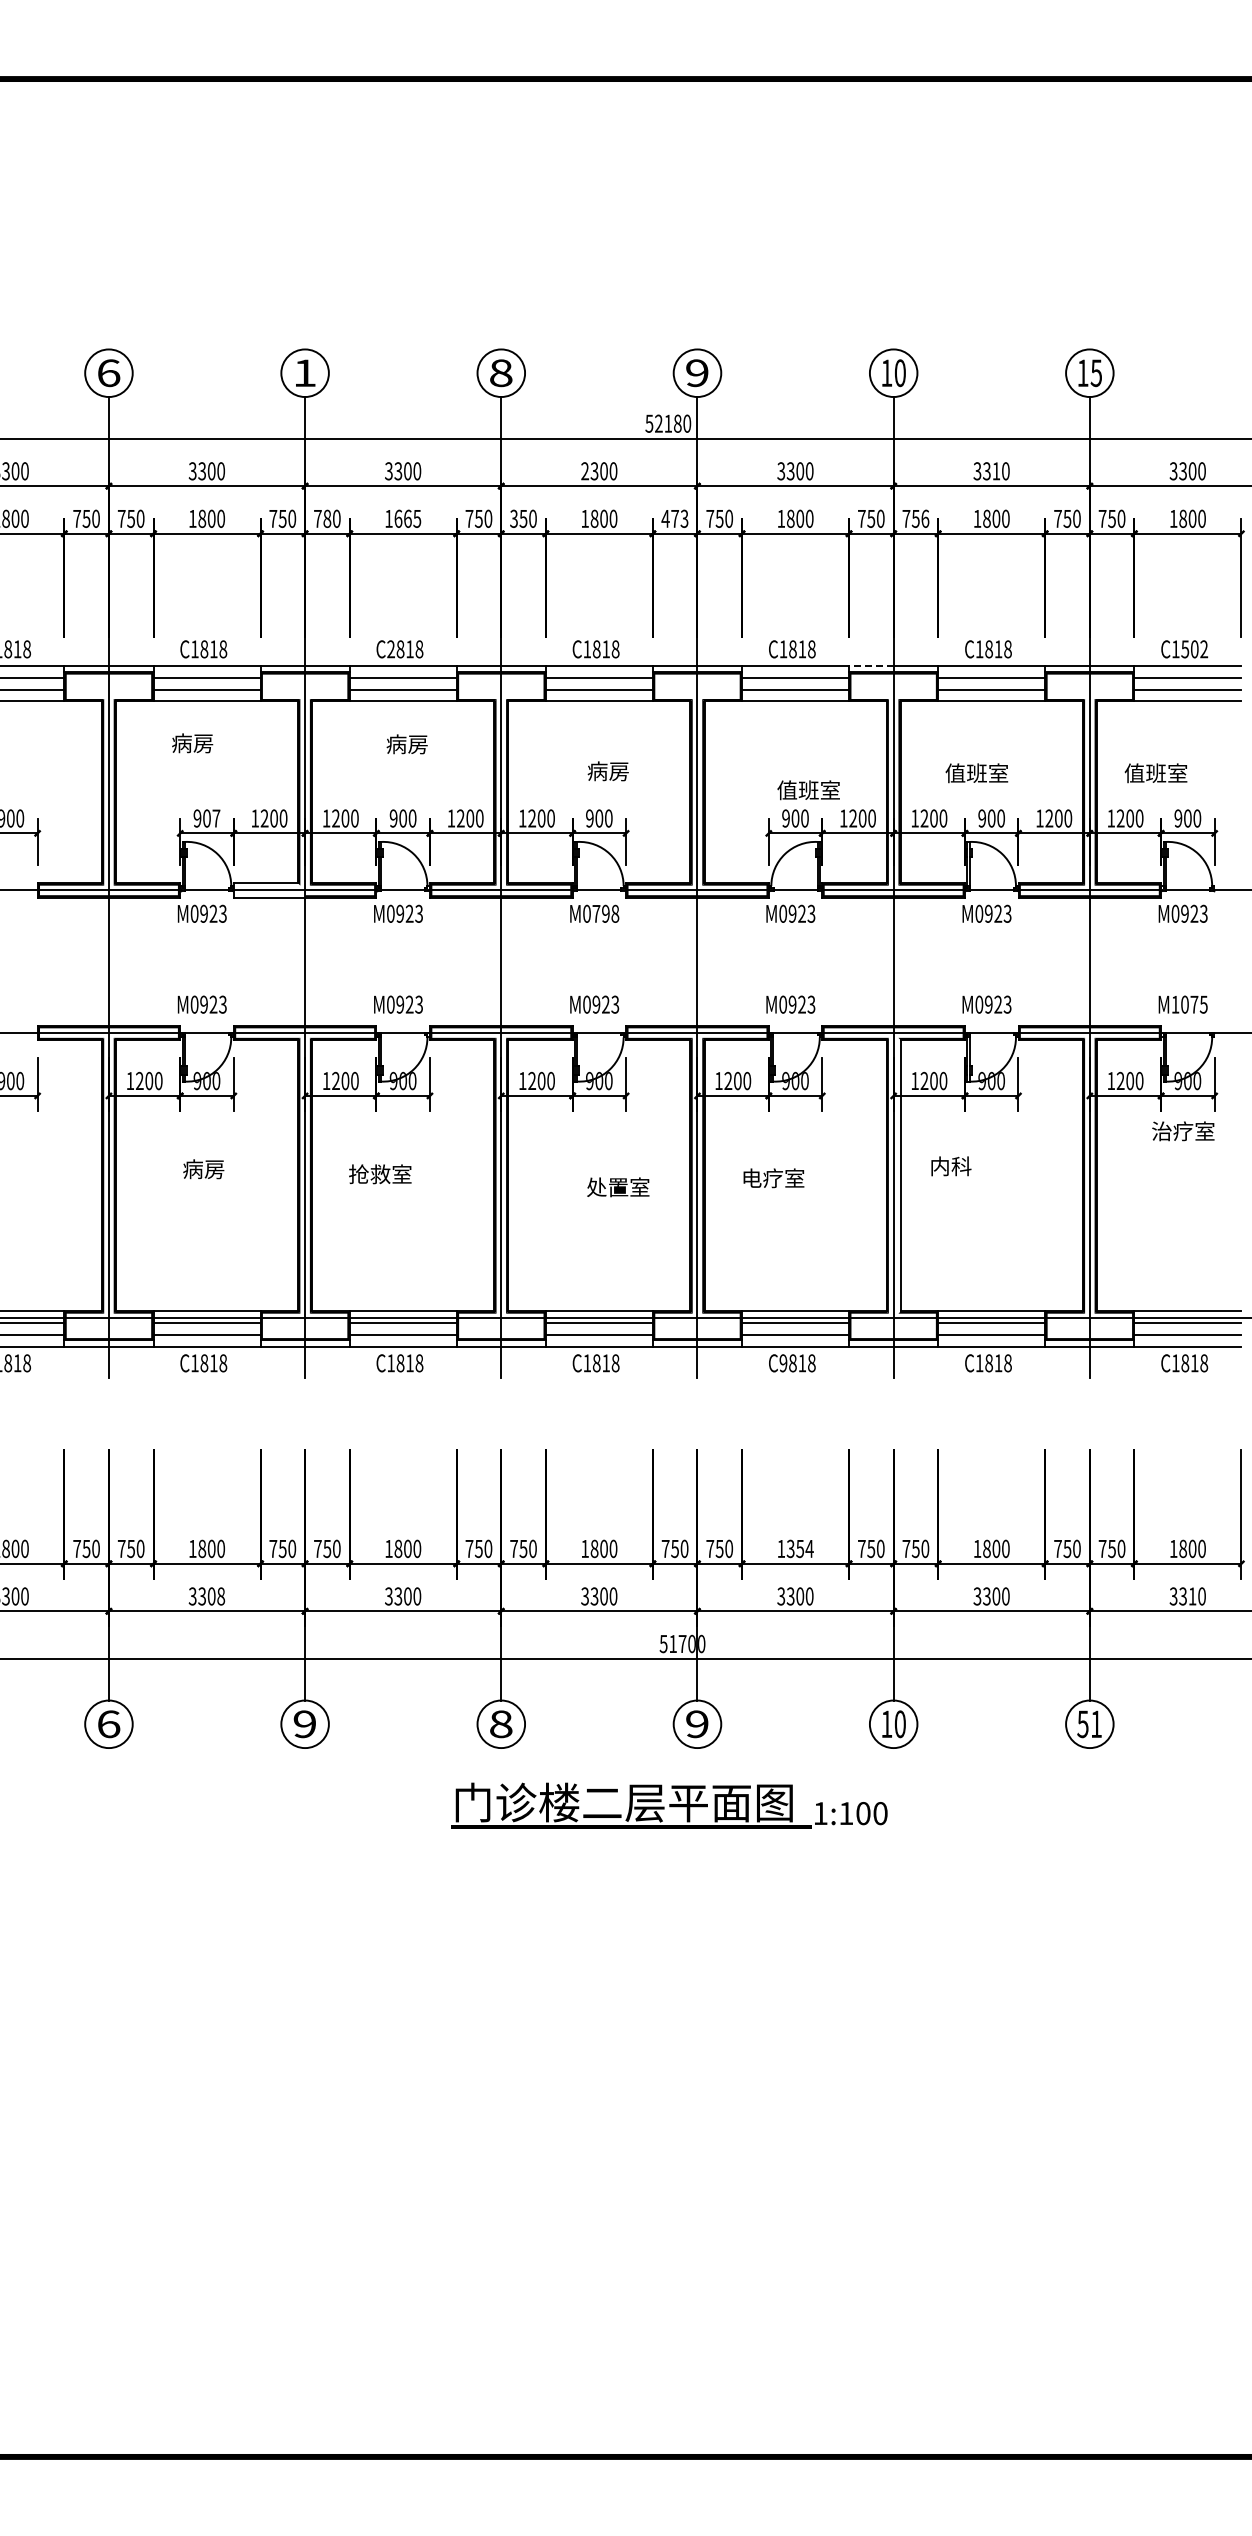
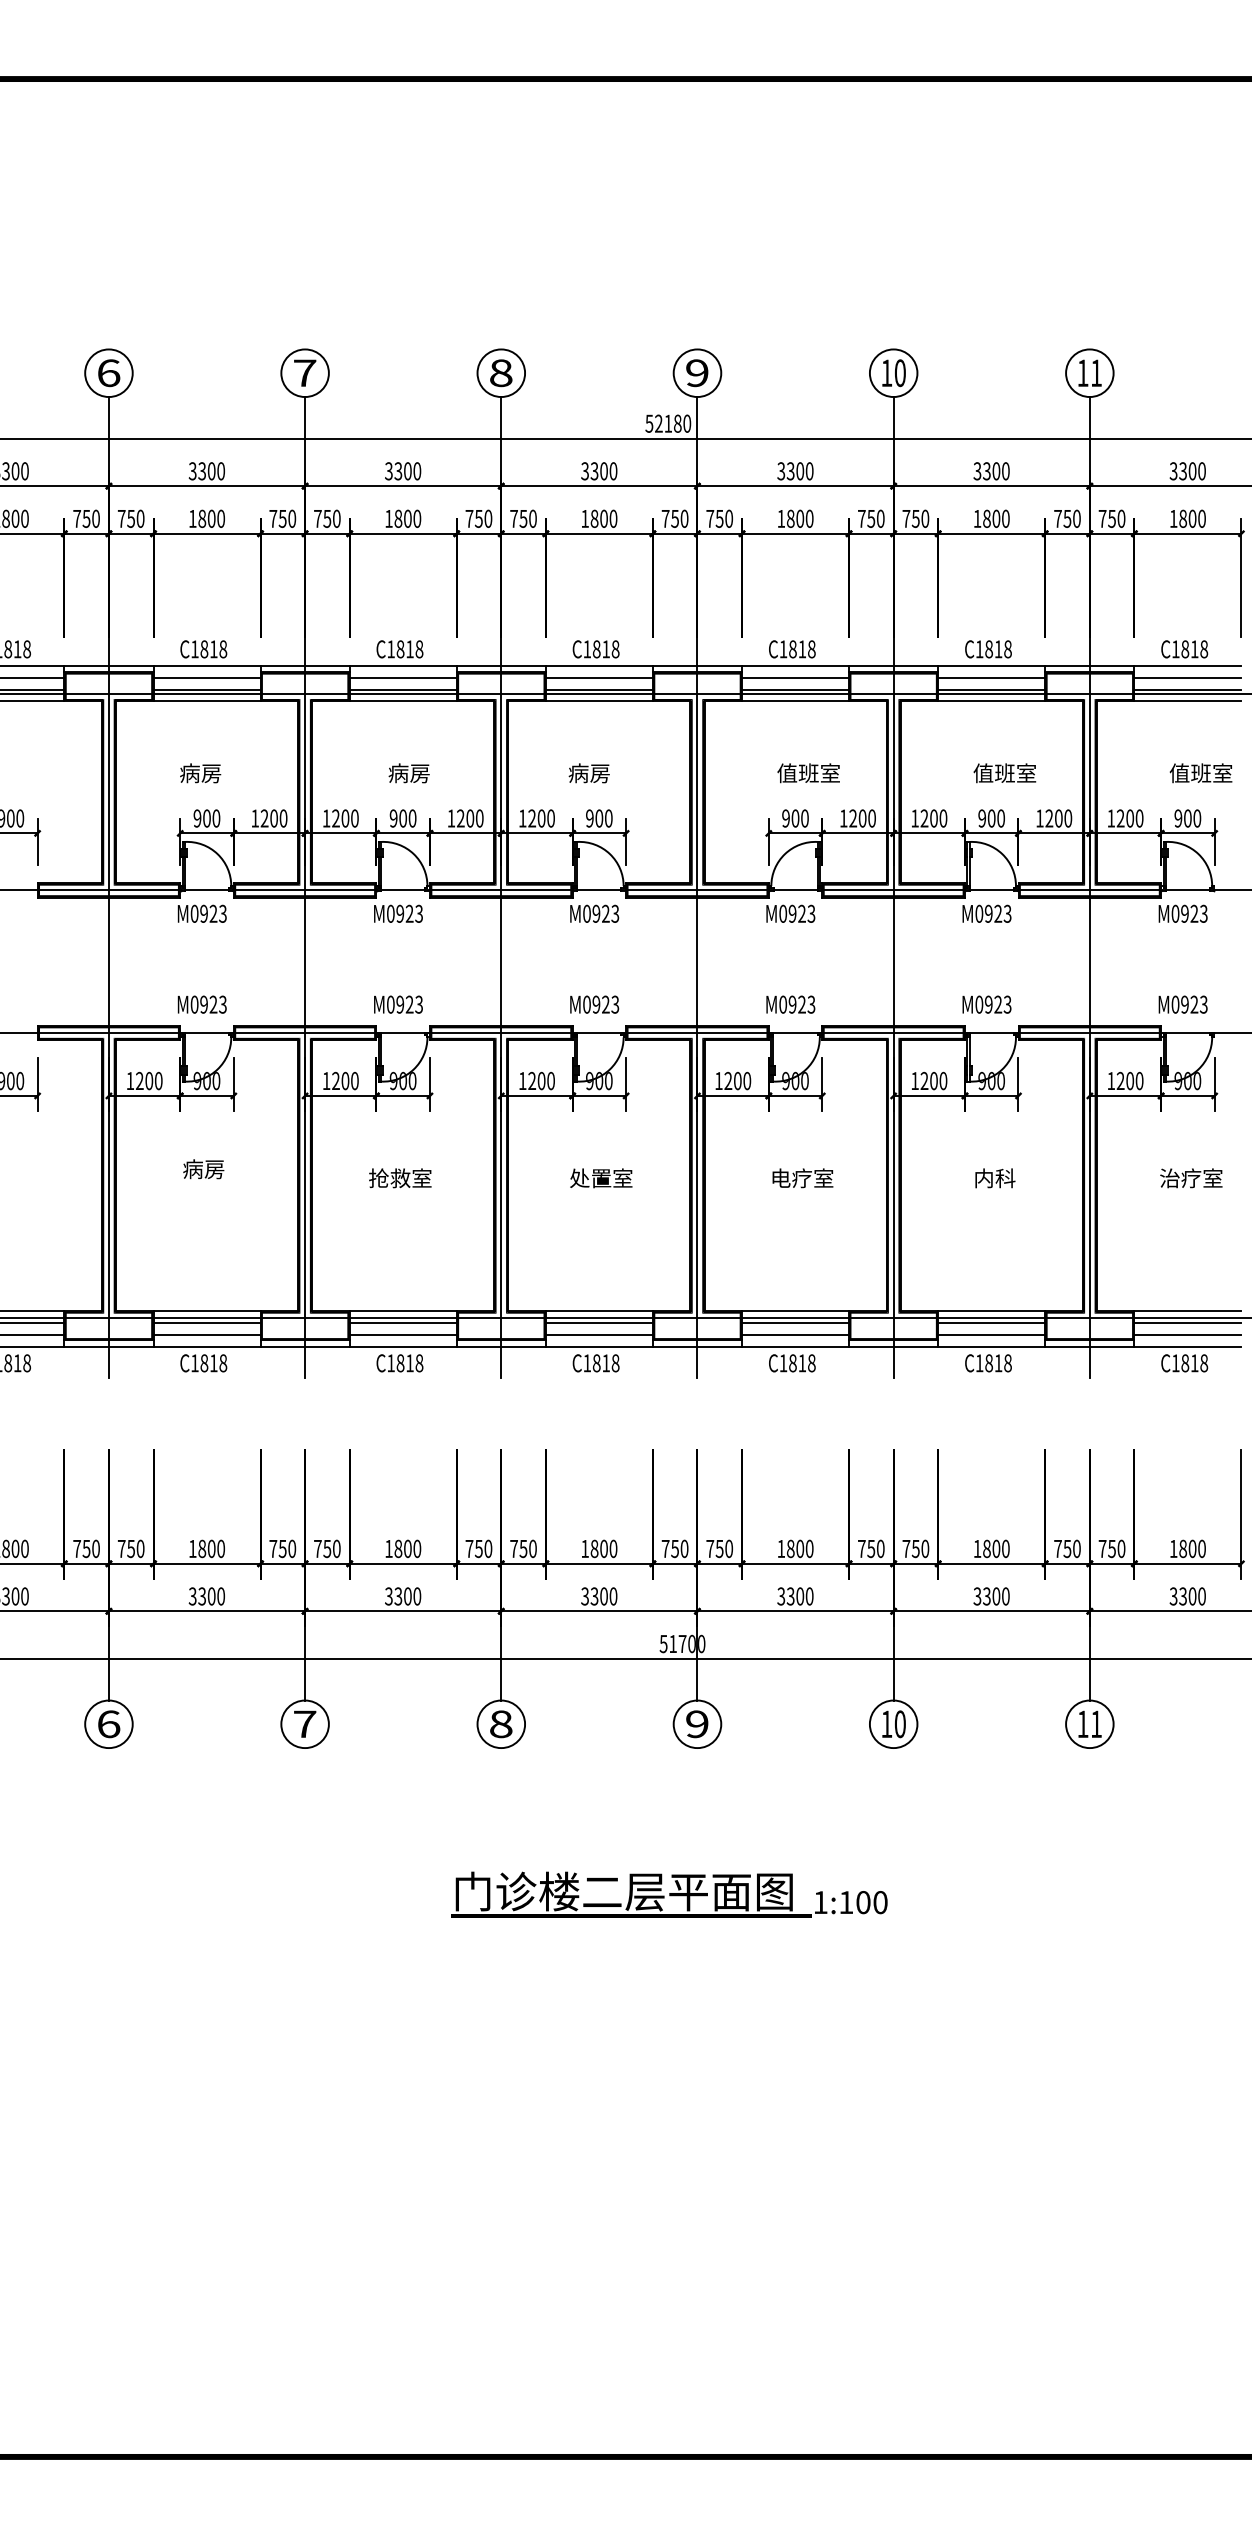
text: 1 -> 7 (305, 372)
text: 15 -> 11 (1095, 373)
text: 2300 -> 3300 (584, 471)
text: 3310 -> 3300 (996, 471)
text: 780 -> 750 (327, 518)
text: 1665 -> 1800 (407, 518)
text: 350 -> 750 (513, 518)
text: 473 -> 750 (674, 518)
text: 756 -> 750 (925, 518)
text: C2818 -> C1818 (390, 649)
text: C1502 -> C1818 (1194, 649)
line: dashed -> solid (870, 665)
line: none -> present (625, 694)
text position: (192, 743) -> (200, 773) (200, 773)
text position: (406, 744) -> (408, 773) (408, 773)
text position: (607, 771) -> (588, 773) (588, 773)
text position: (976, 773) -> (1004, 773) (1004, 773)
text position: (1155, 773) -> (1200, 773) (1200, 773)
text position: (808, 790) -> (808, 773) (808, 773)
text: 907 -> 900 (216, 818)
fill: none -> present (269, 890)
text: M0798 -> M0923 (605, 913)
text: M1075 -> M0923 (1189, 1004)
text position: (1183, 1131) -> (1191, 1178) (1191, 1178)
text position: (951, 1166) -> (995, 1178) (995, 1178)
text position: (380, 1174) -> (400, 1178) (400, 1178)
fill: none -> present (899, 1175)
text position: (773, 1178) -> (802, 1178) (802, 1178)
text position: (618, 1187) -> (601, 1178) (601, 1178)
text: C9818 -> C1818 (783, 1363)
text: 1354 -> 1800 (799, 1548)
text: 3308 -> 3300 (221, 1596)
text: 3310 -> 3300 (1192, 1596)
text: 9 -> 7 (304, 1724)
text: 51 -> 11 (1082, 1724)
text position: (669, 1805) -> (669, 1894) (669, 1894)
